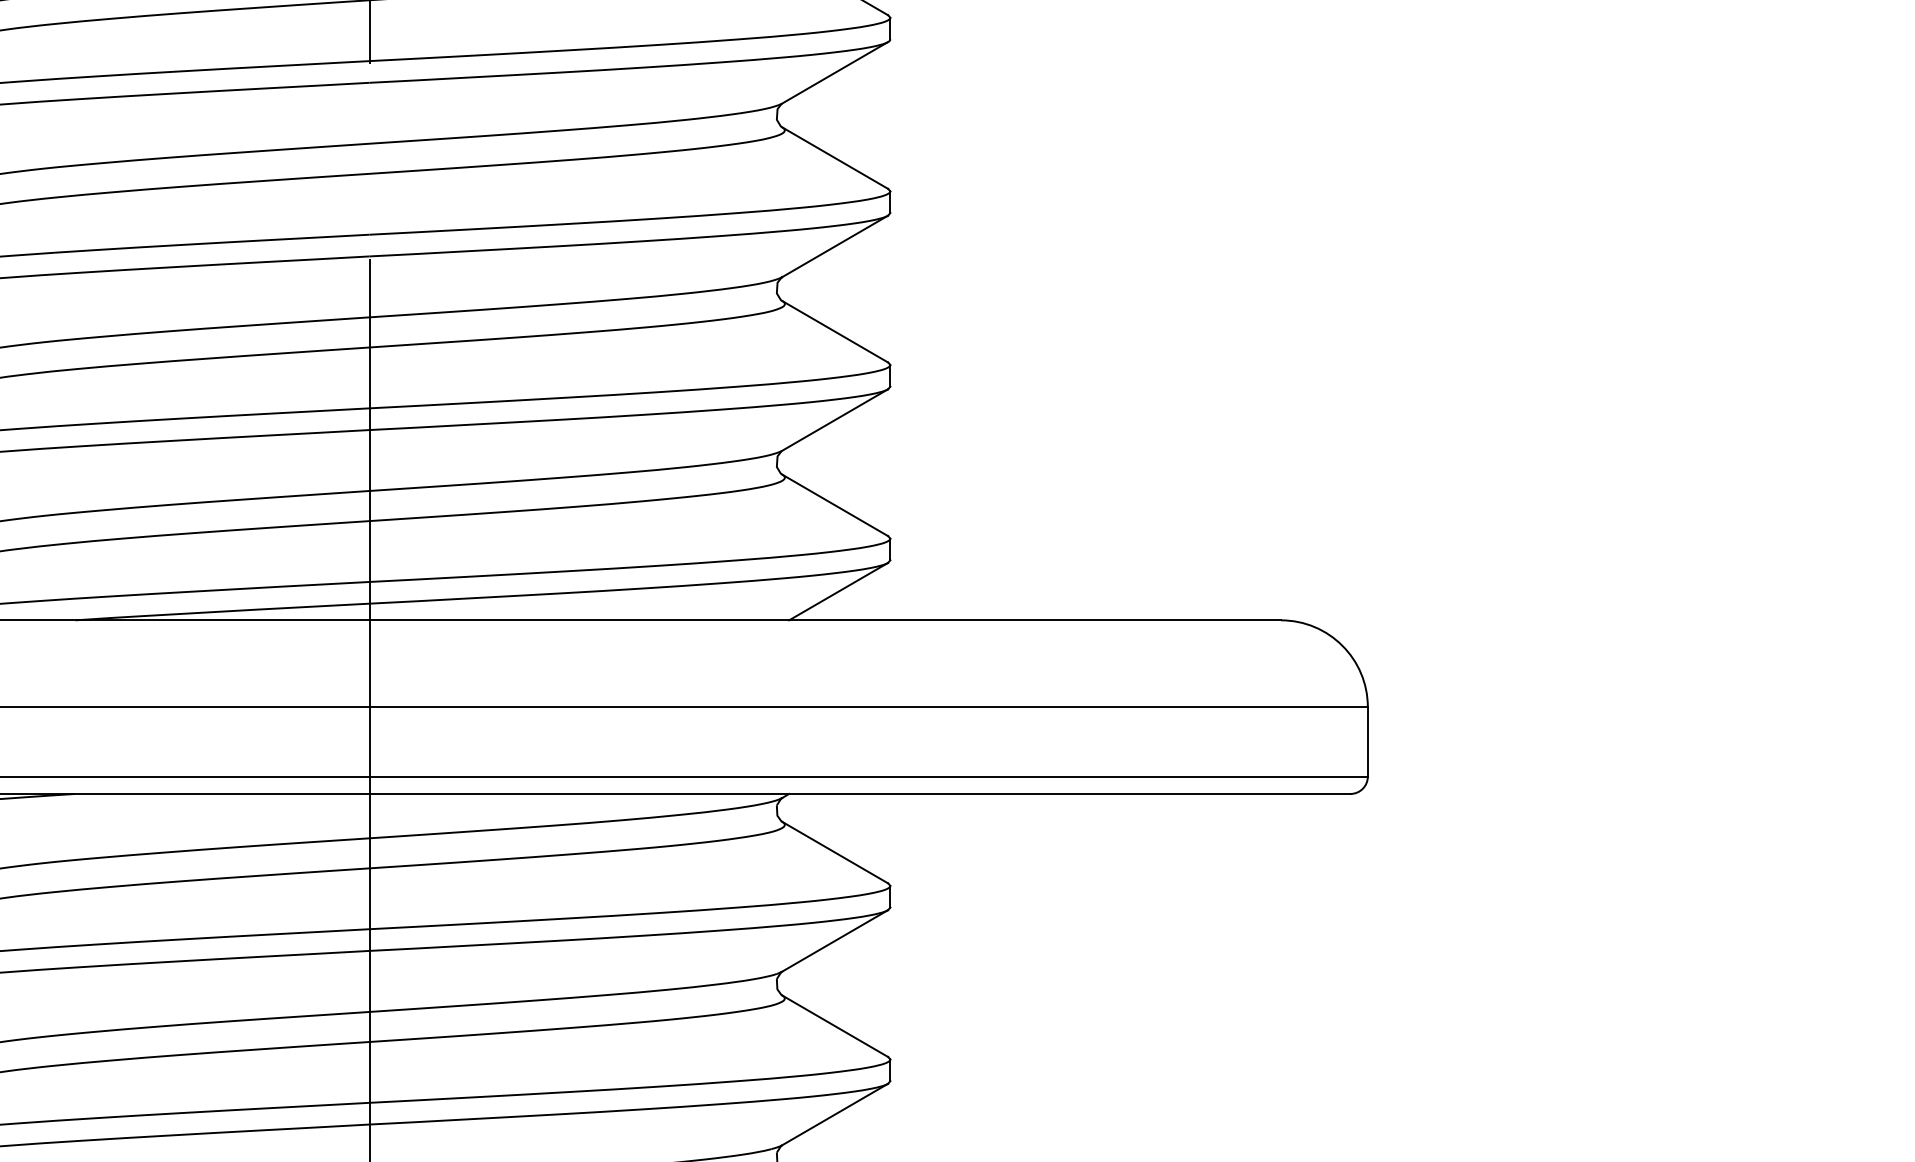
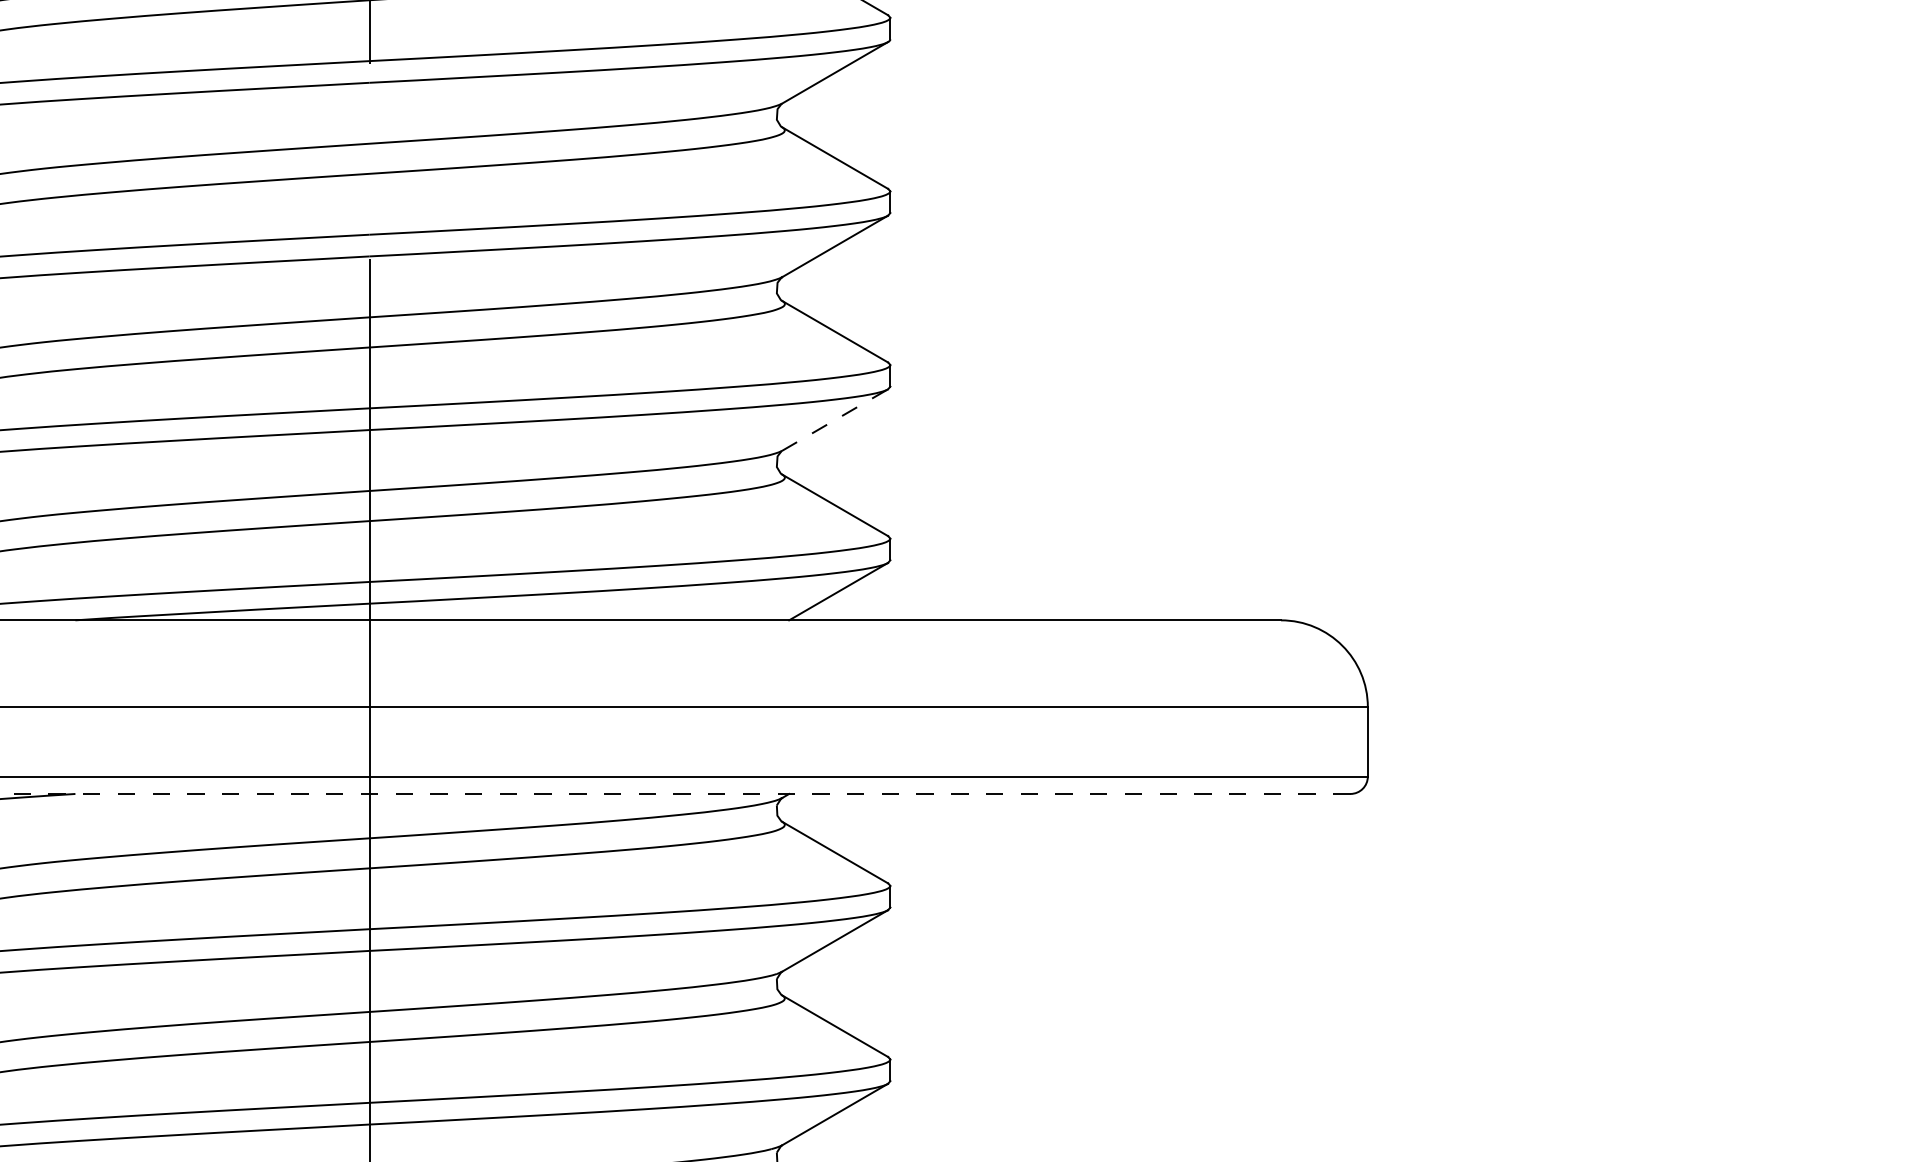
line: solid -> dashed (835, 419)
line: solid -> dashed (675, 793)
